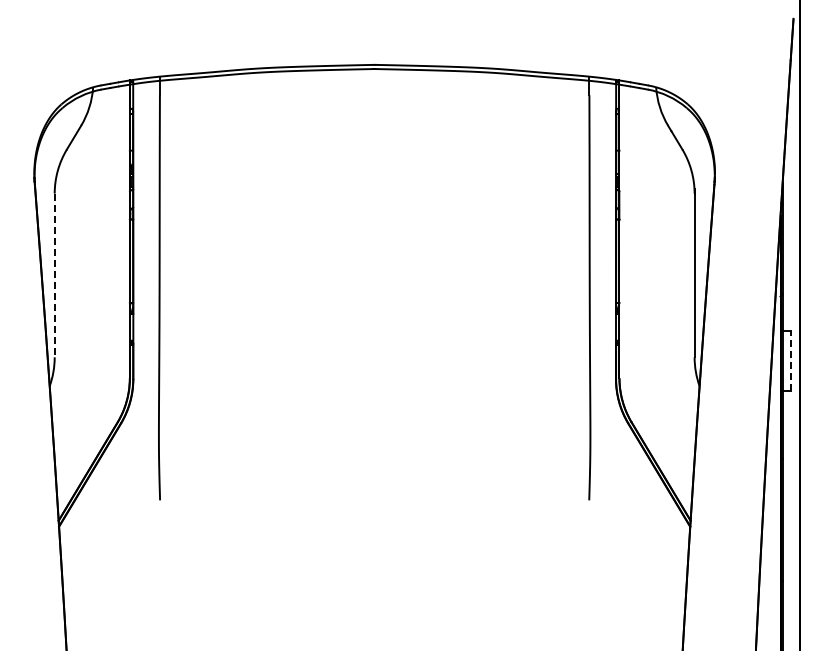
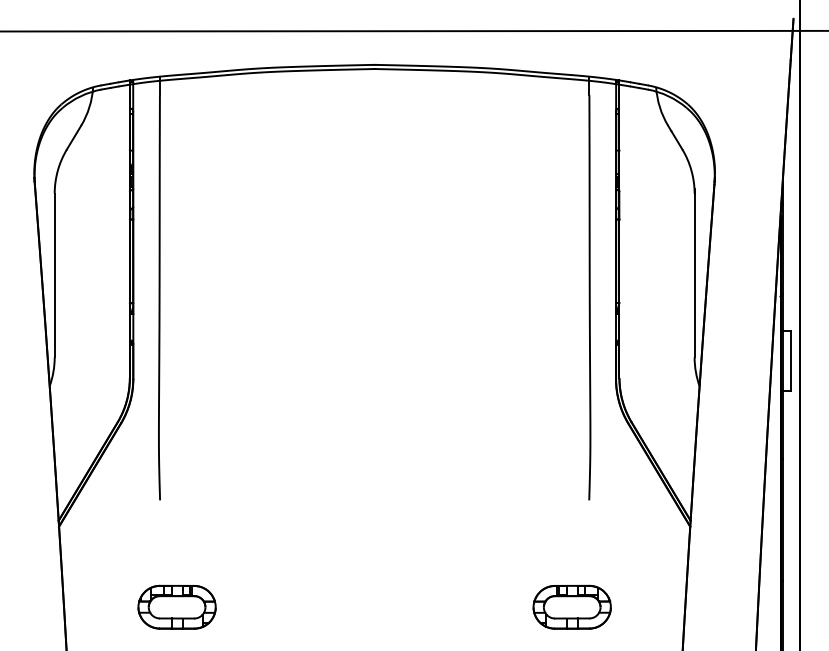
line: none -> present (413, 30)
line: dashed -> solid (54, 275)
line: dashed -> solid (791, 360)
part: none -> present (176, 606)
part: none -> present (571, 606)
